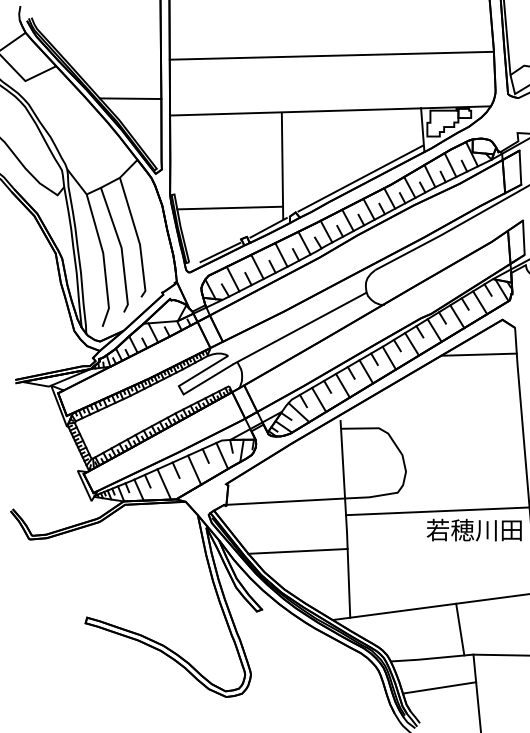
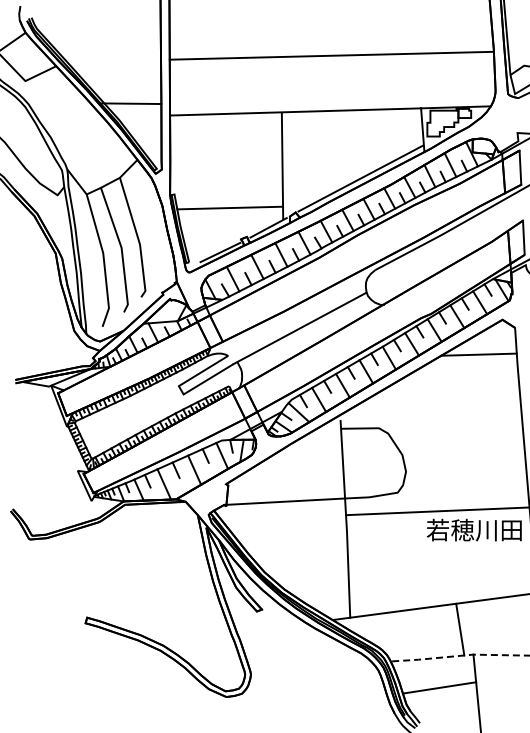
line position: (130, 98) -> (130, 103) (130, 103)
line: present -> none (297, 550)
line: solid -> dashed (460, 655)
